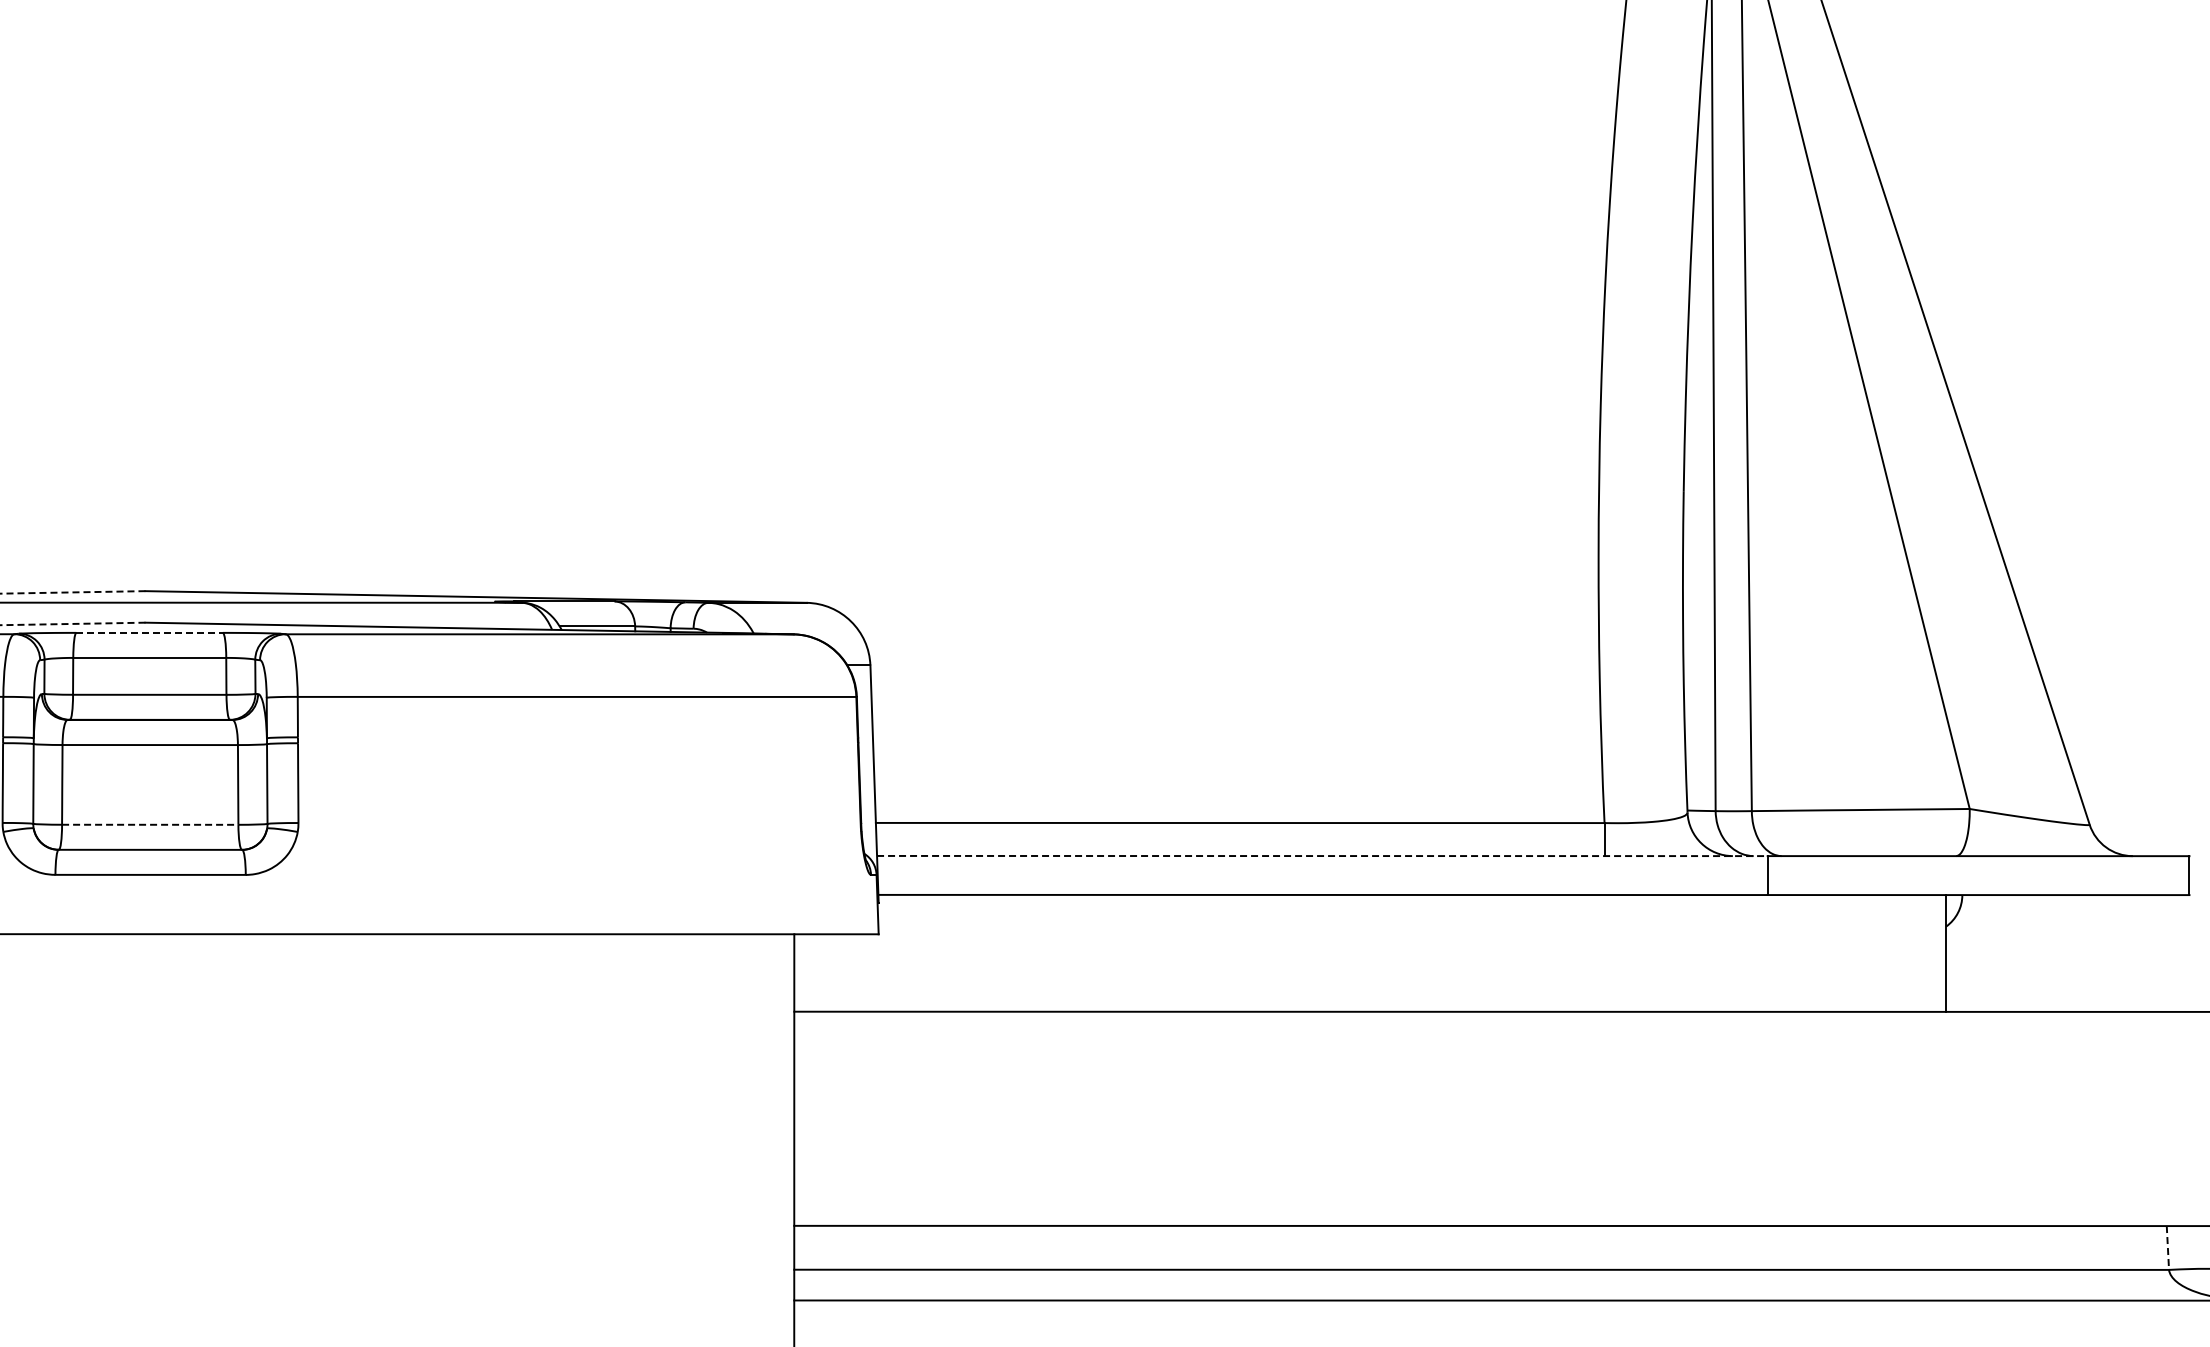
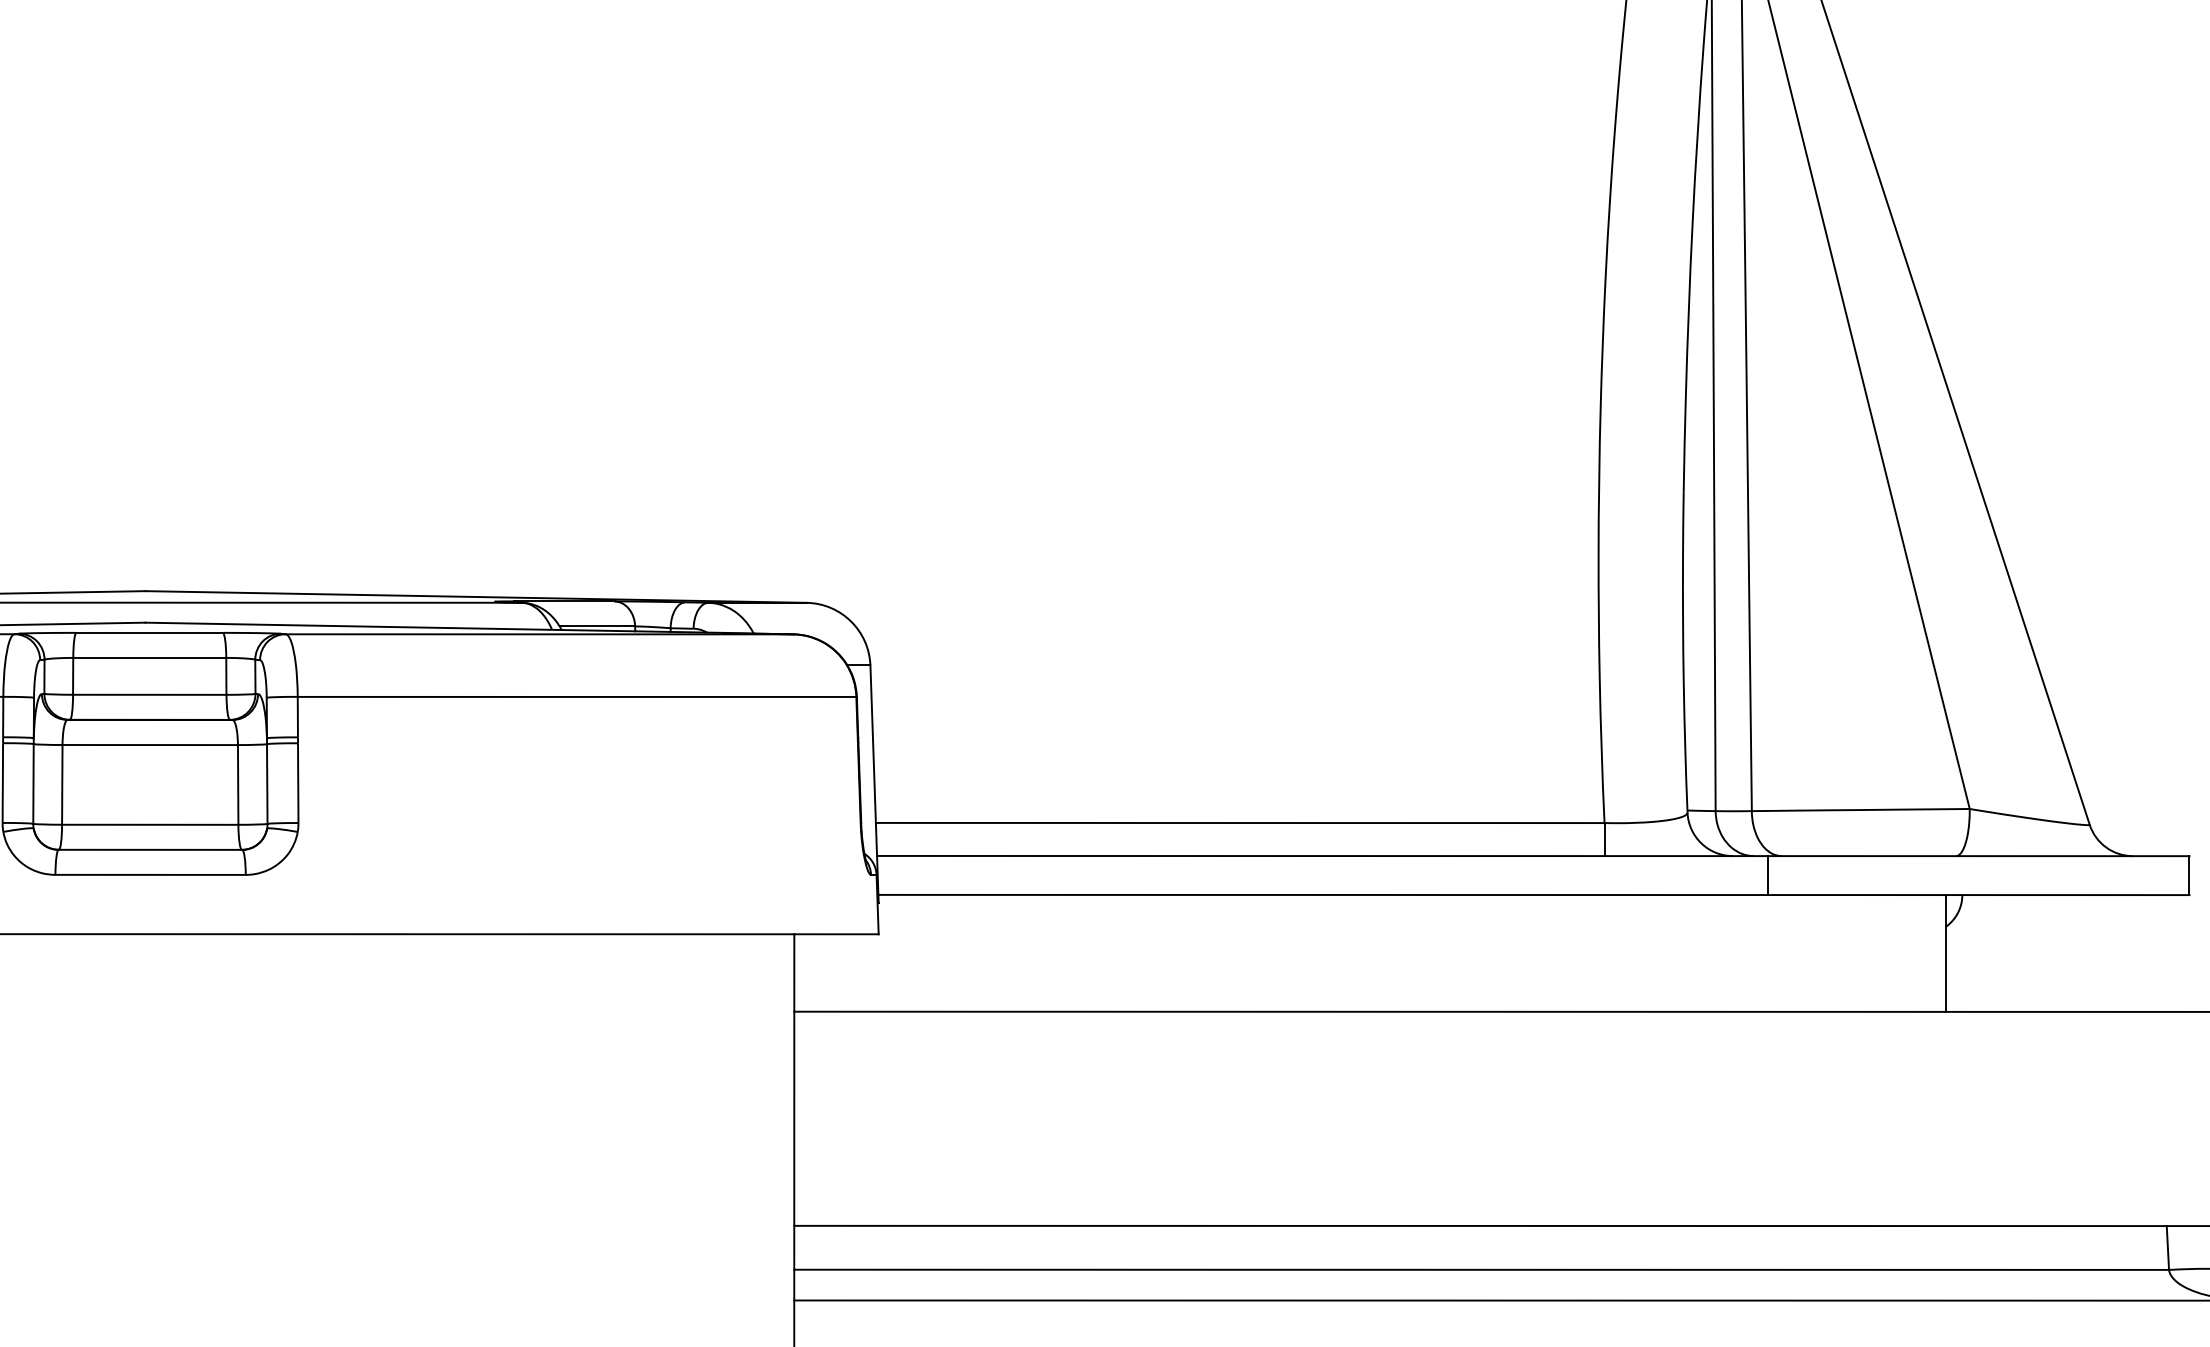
line: dashed -> solid (72, 592)
line: dashed -> solid (72, 623)
line: dashed -> solid (150, 632)
line: dashed -> solid (150, 824)
line: dashed -> solid (1322, 856)
line: dashed -> solid (2167, 1247)
